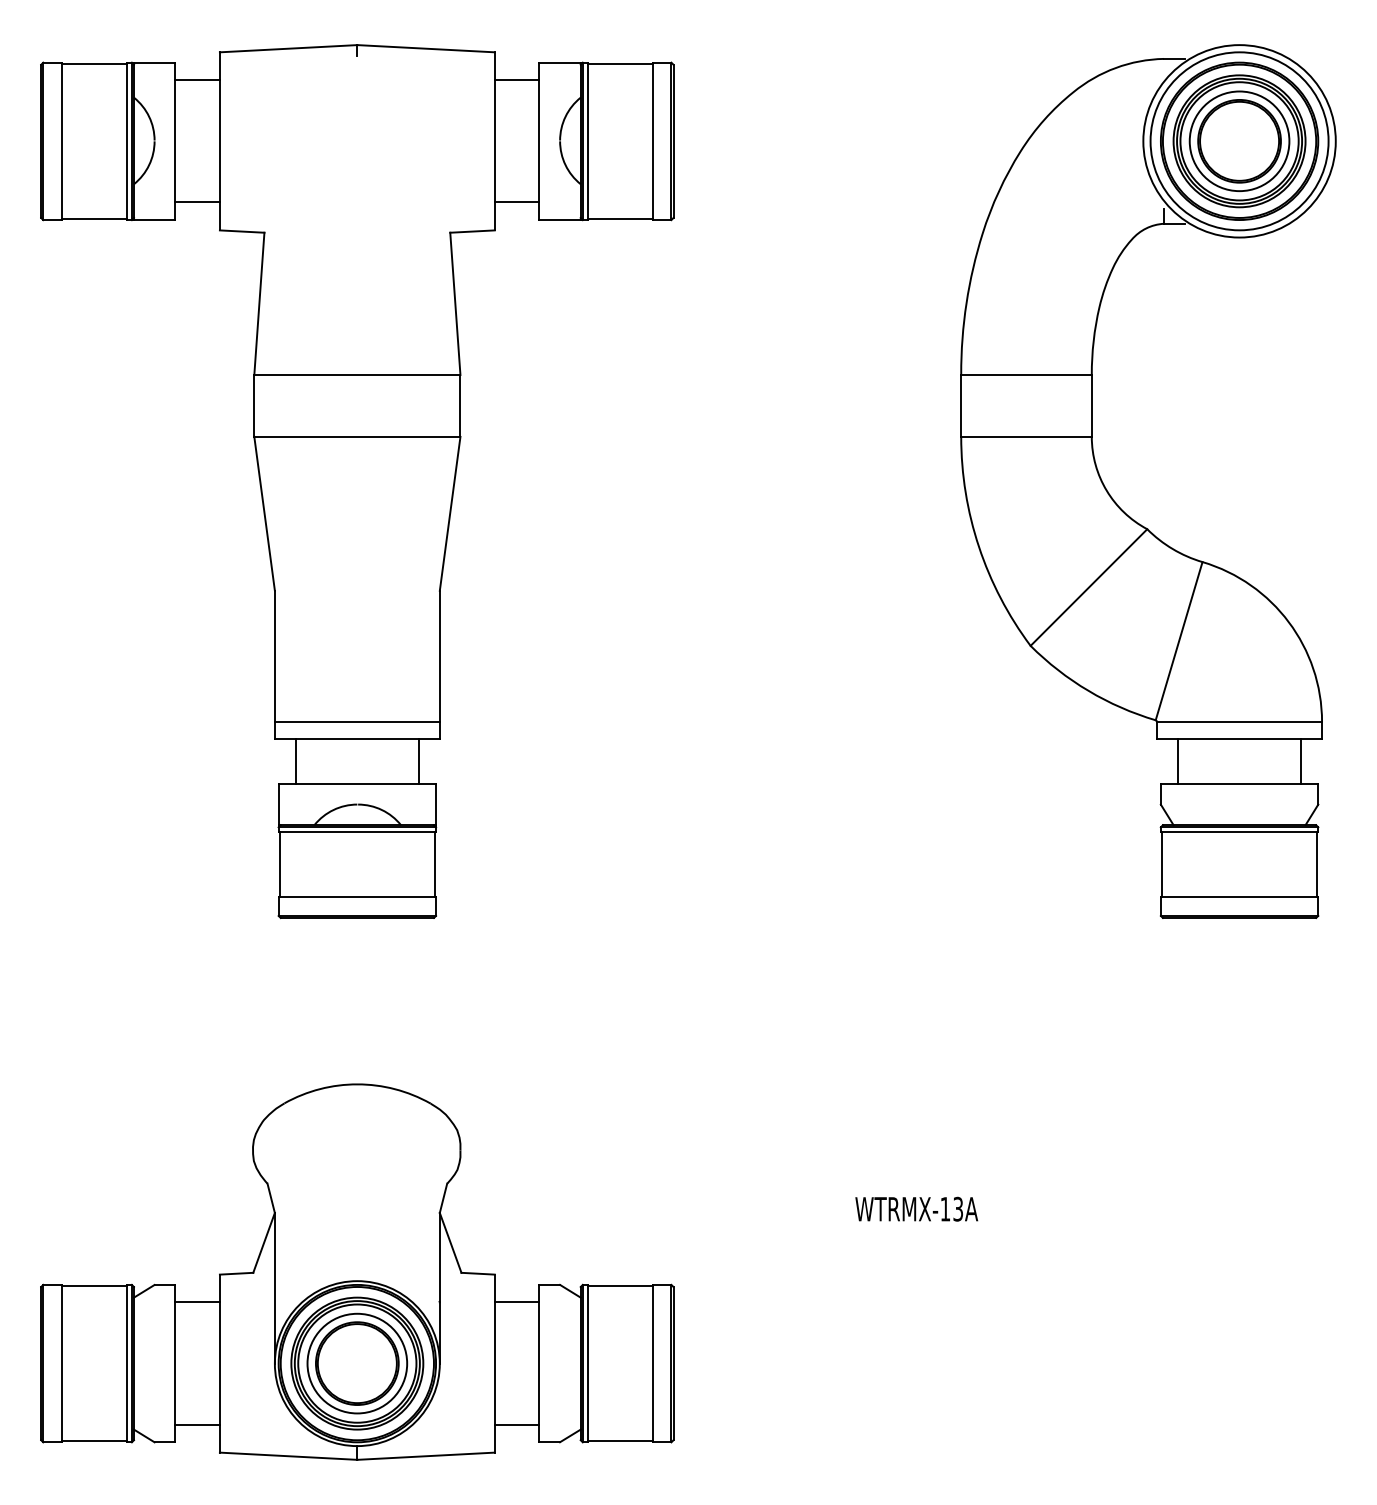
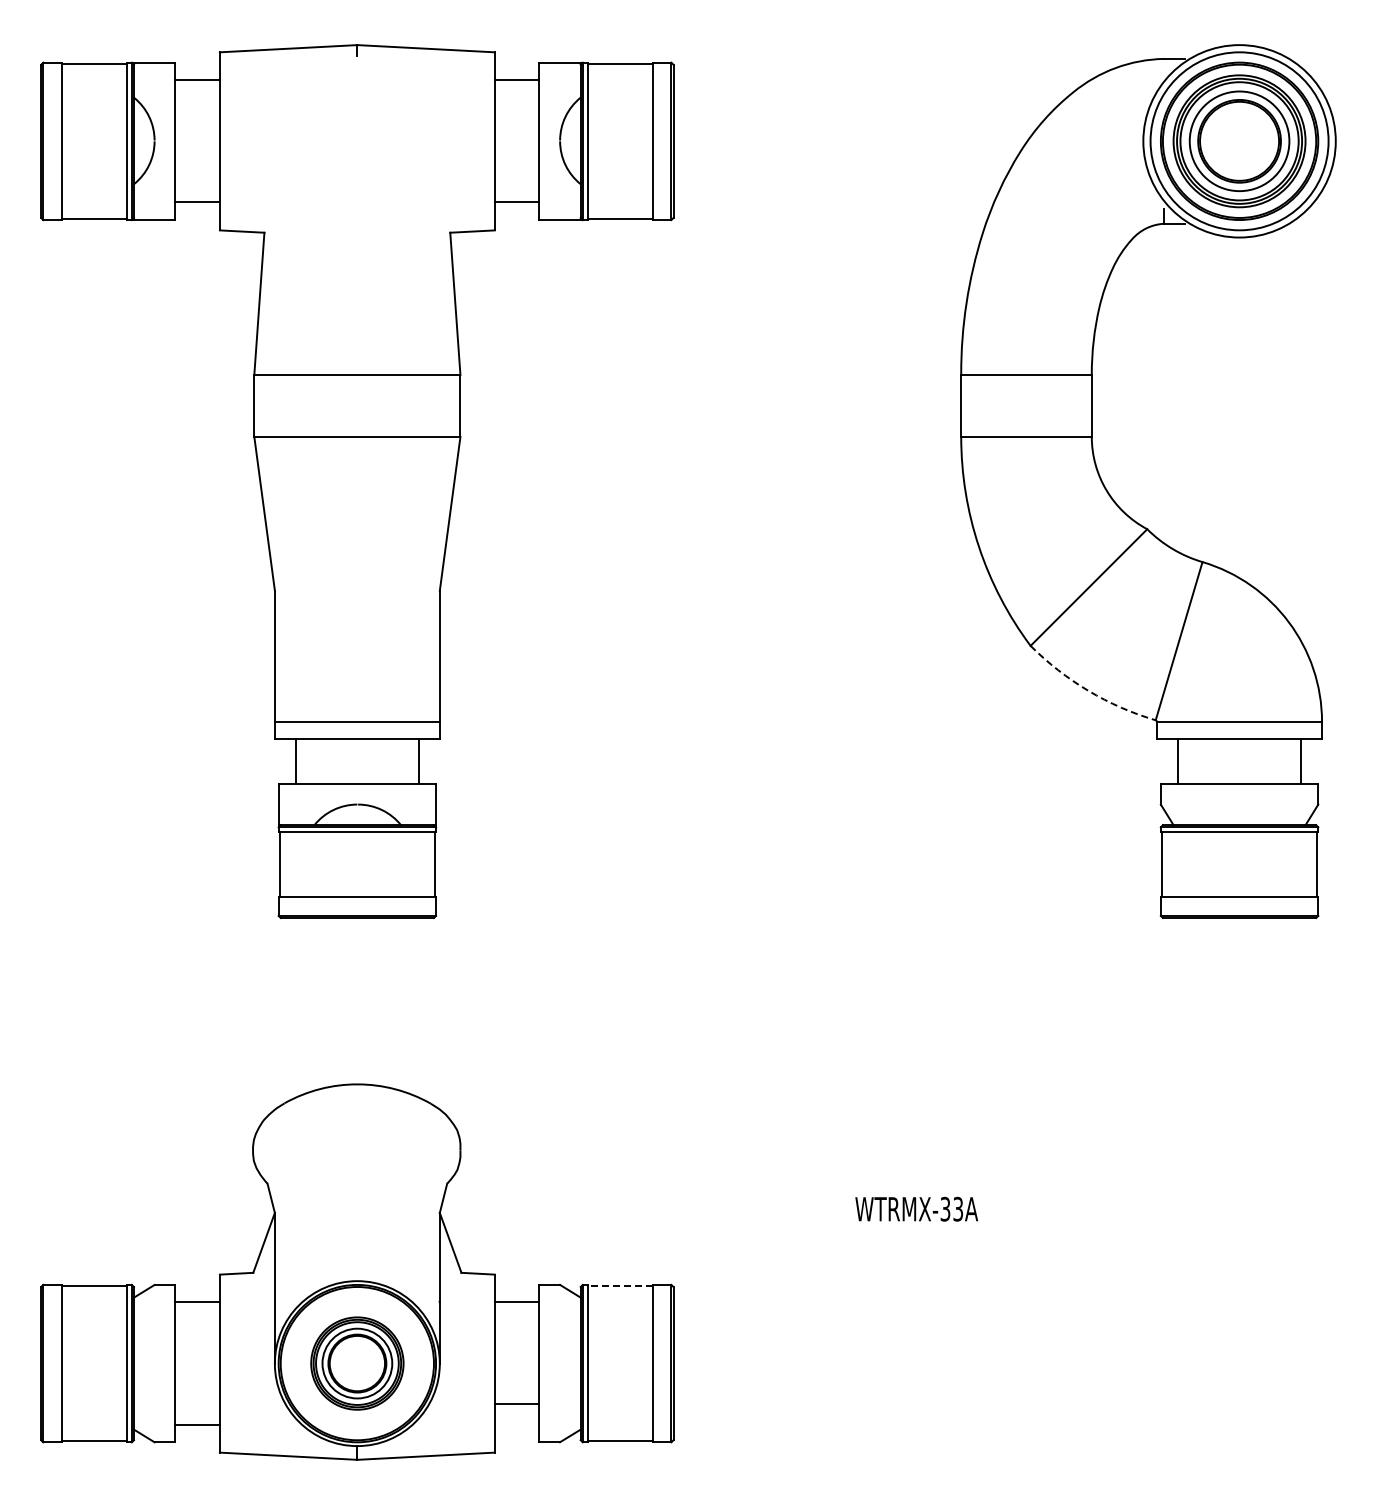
arc: solid -> dashed (1088, 690)
text: WTRMX-13A -> WTRMX-33A (945, 1208)
line: solid -> dashed (620, 1286)
part size: 135x135 px -> 95x95 px (357, 1363)
line position: (516, 1424) -> (516, 1403) (516, 1403)
